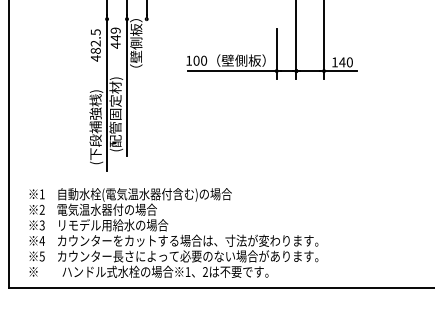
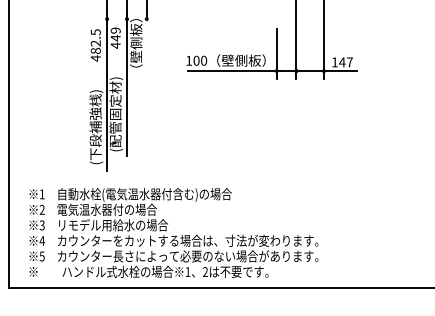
text: 140 -> 147 (349, 62)
